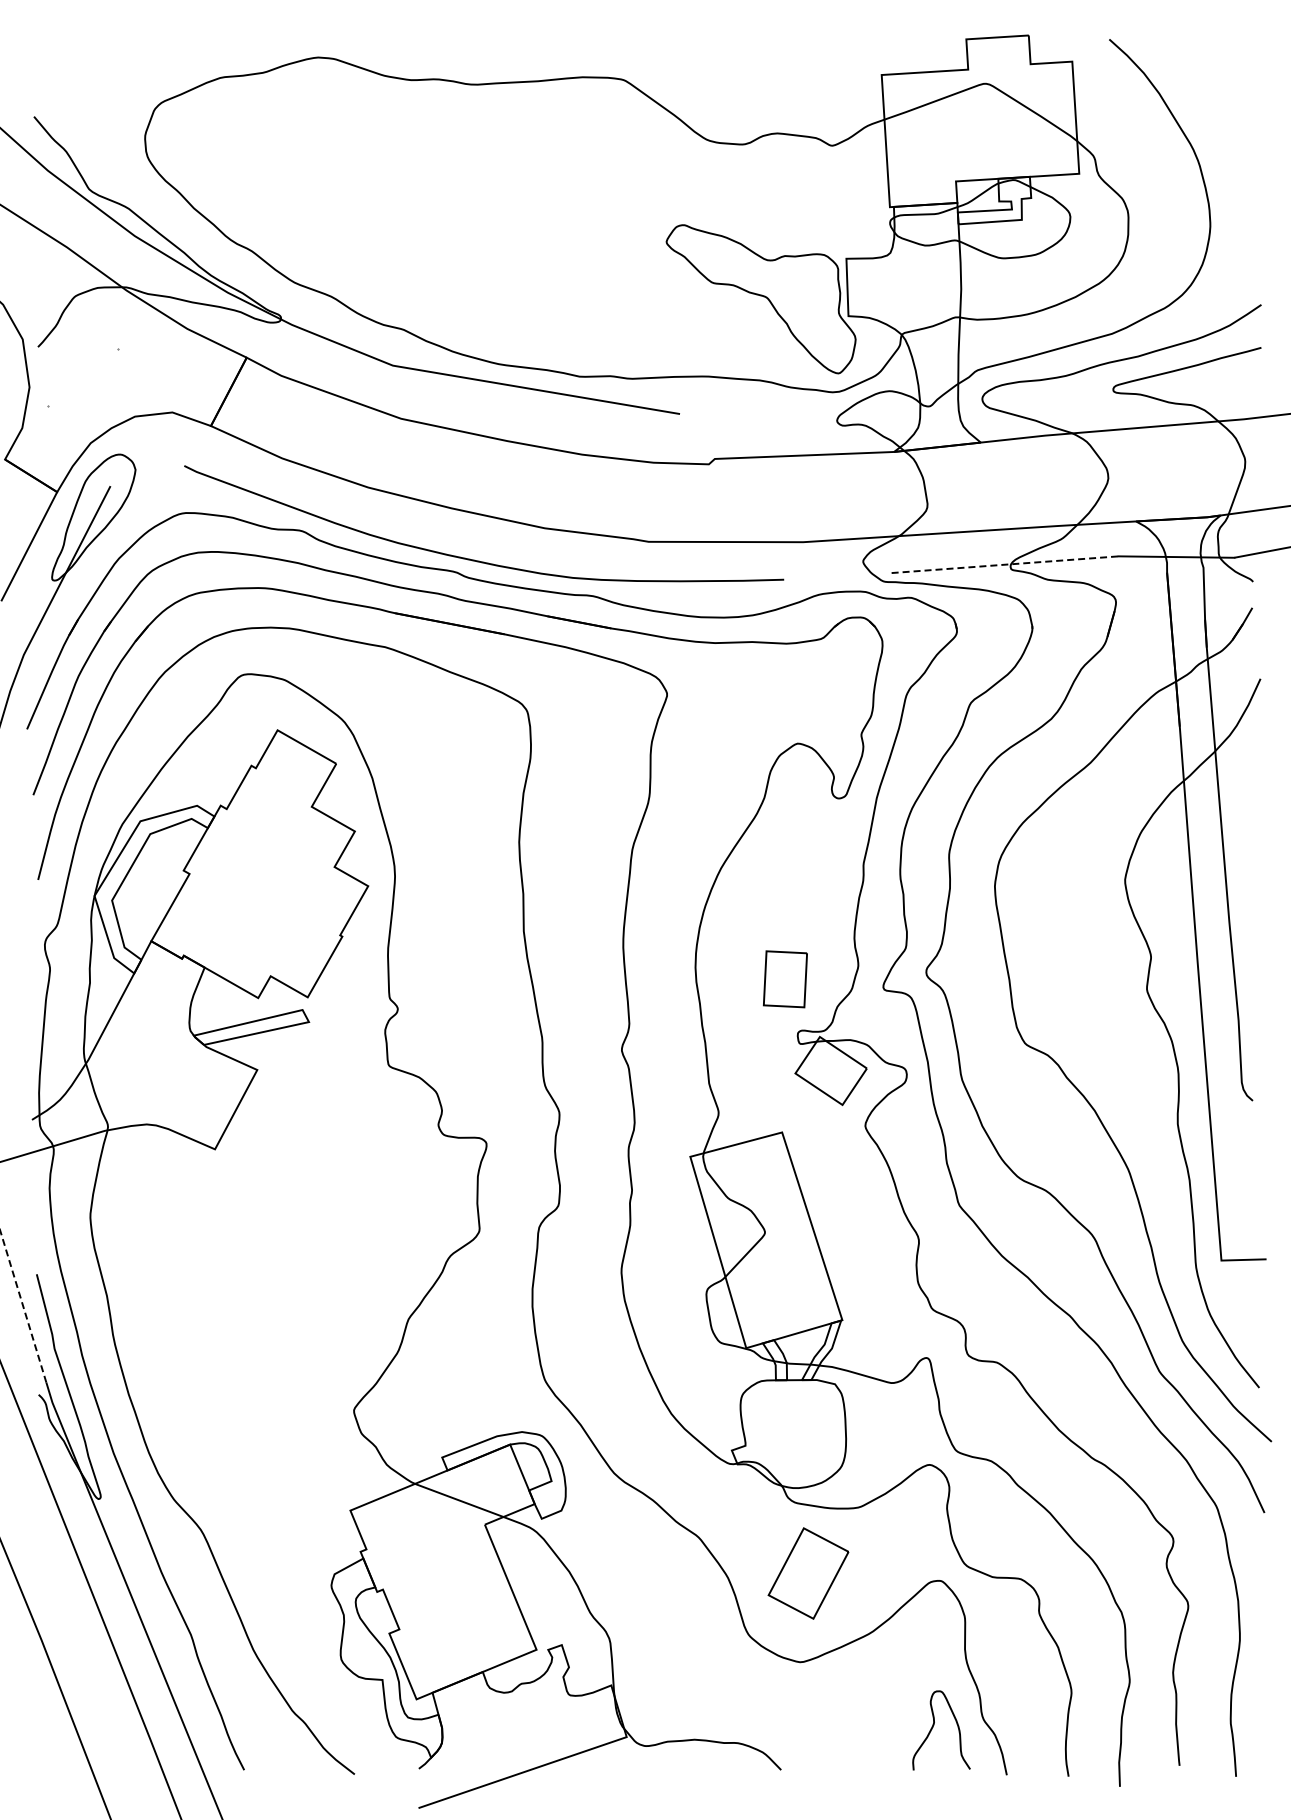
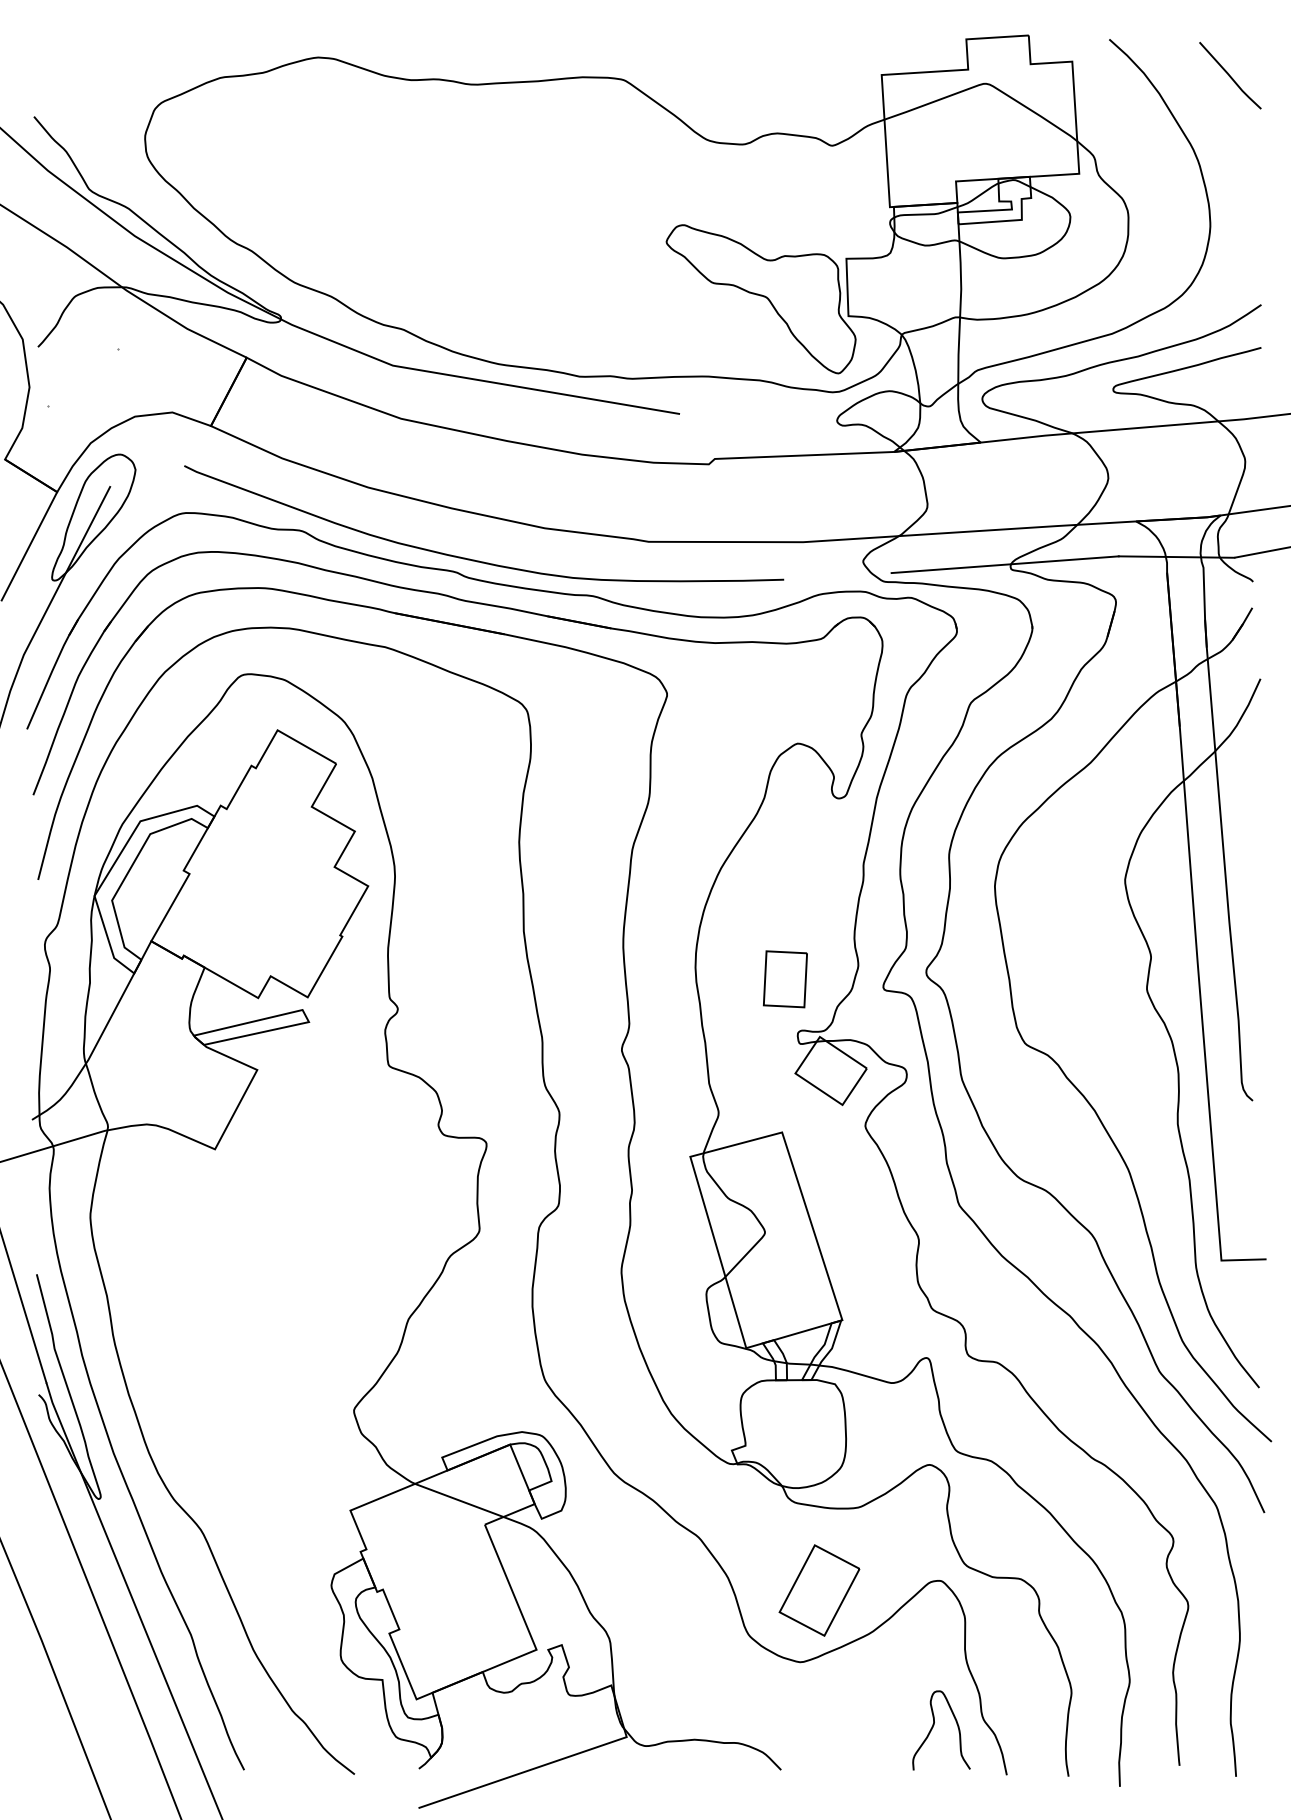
line: none -> present (1230, 75)
line: dashed -> solid (1005, 564)
line: dashed -> solid (23, 1306)
part position: (808, 1573) -> (819, 1590) (819, 1590)
